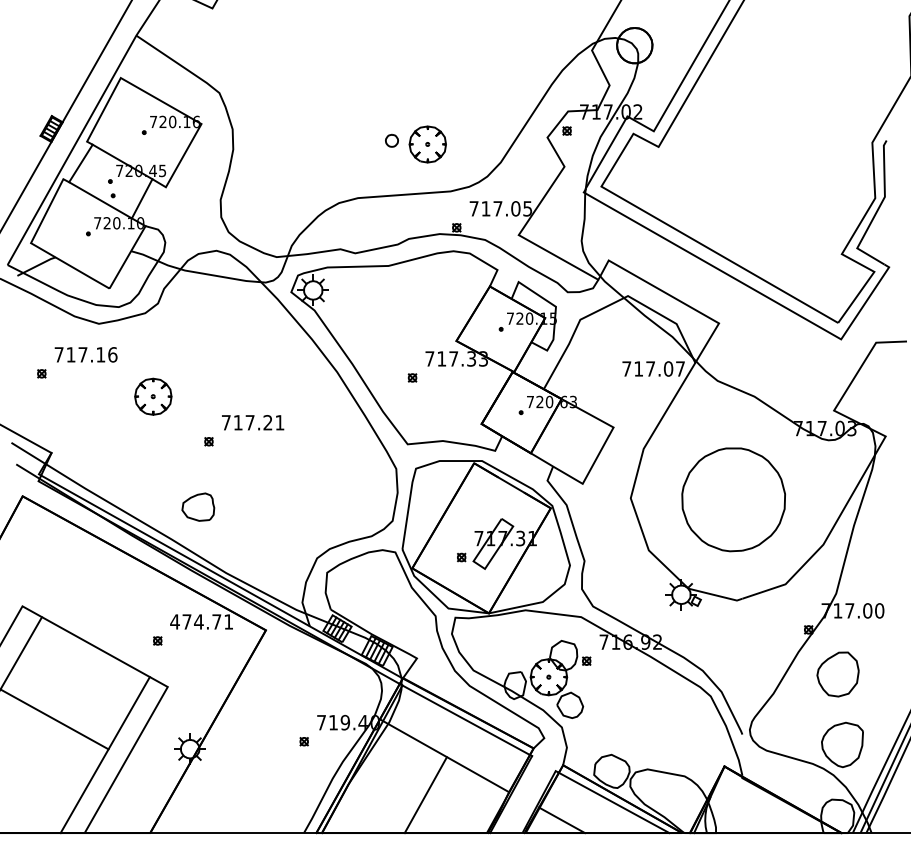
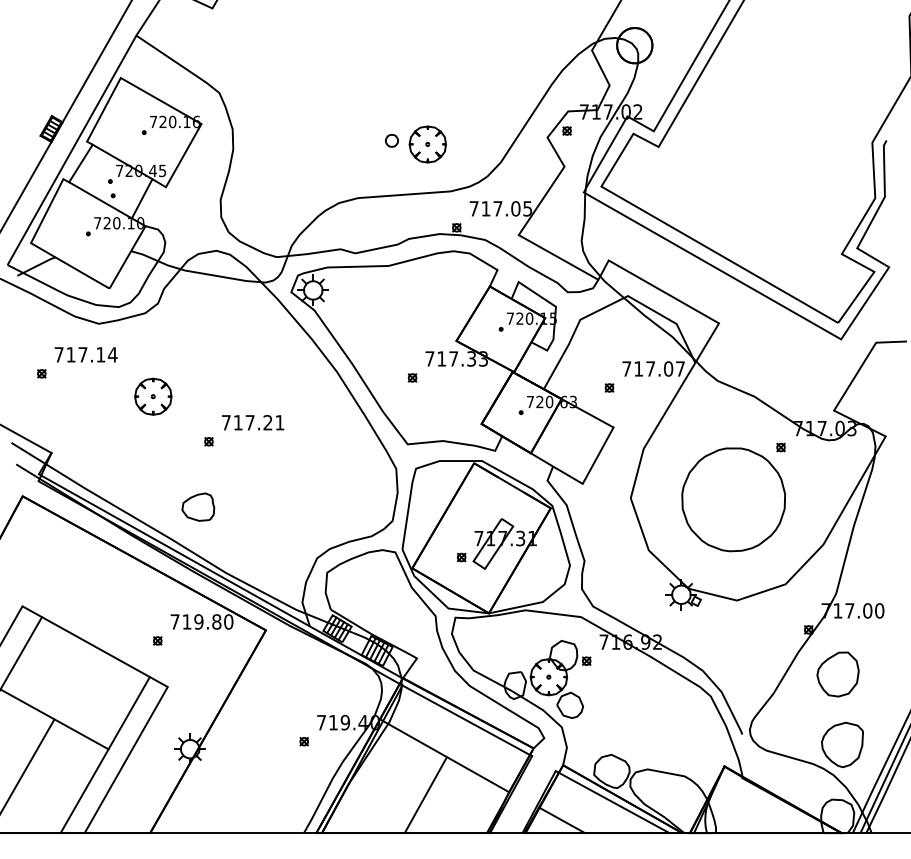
text: 717.16 -> 717.14 (112, 354)
part: none -> present (609, 387)
part: none -> present (780, 447)
text: 474.71 -> 719.80 (201, 621)
line: none -> present (28, 764)
